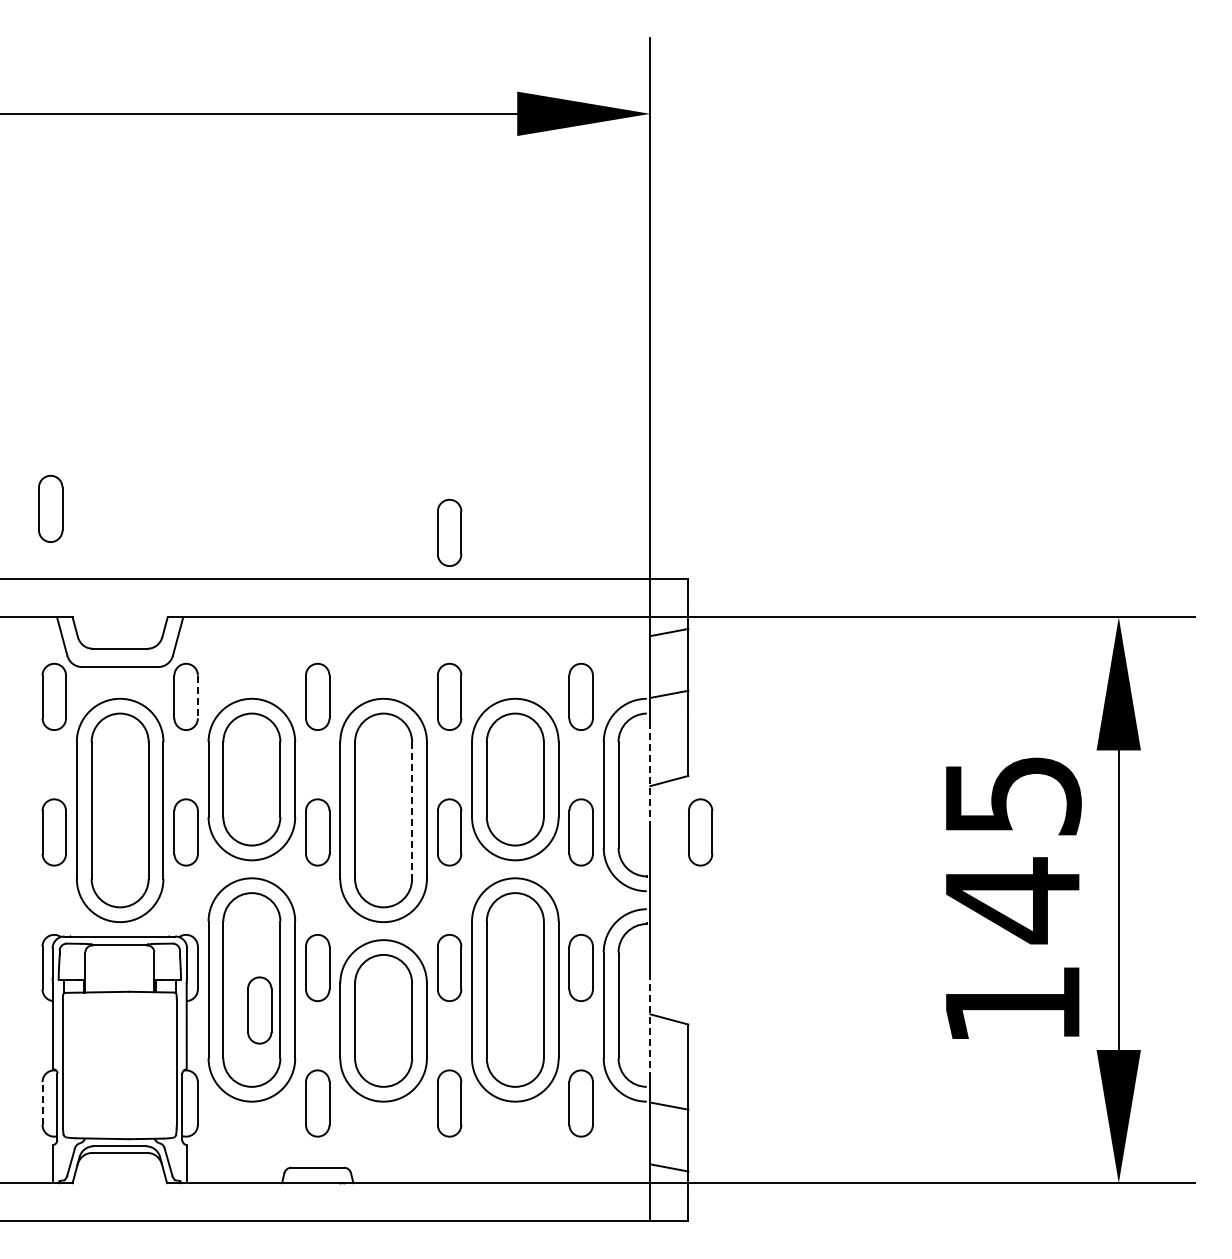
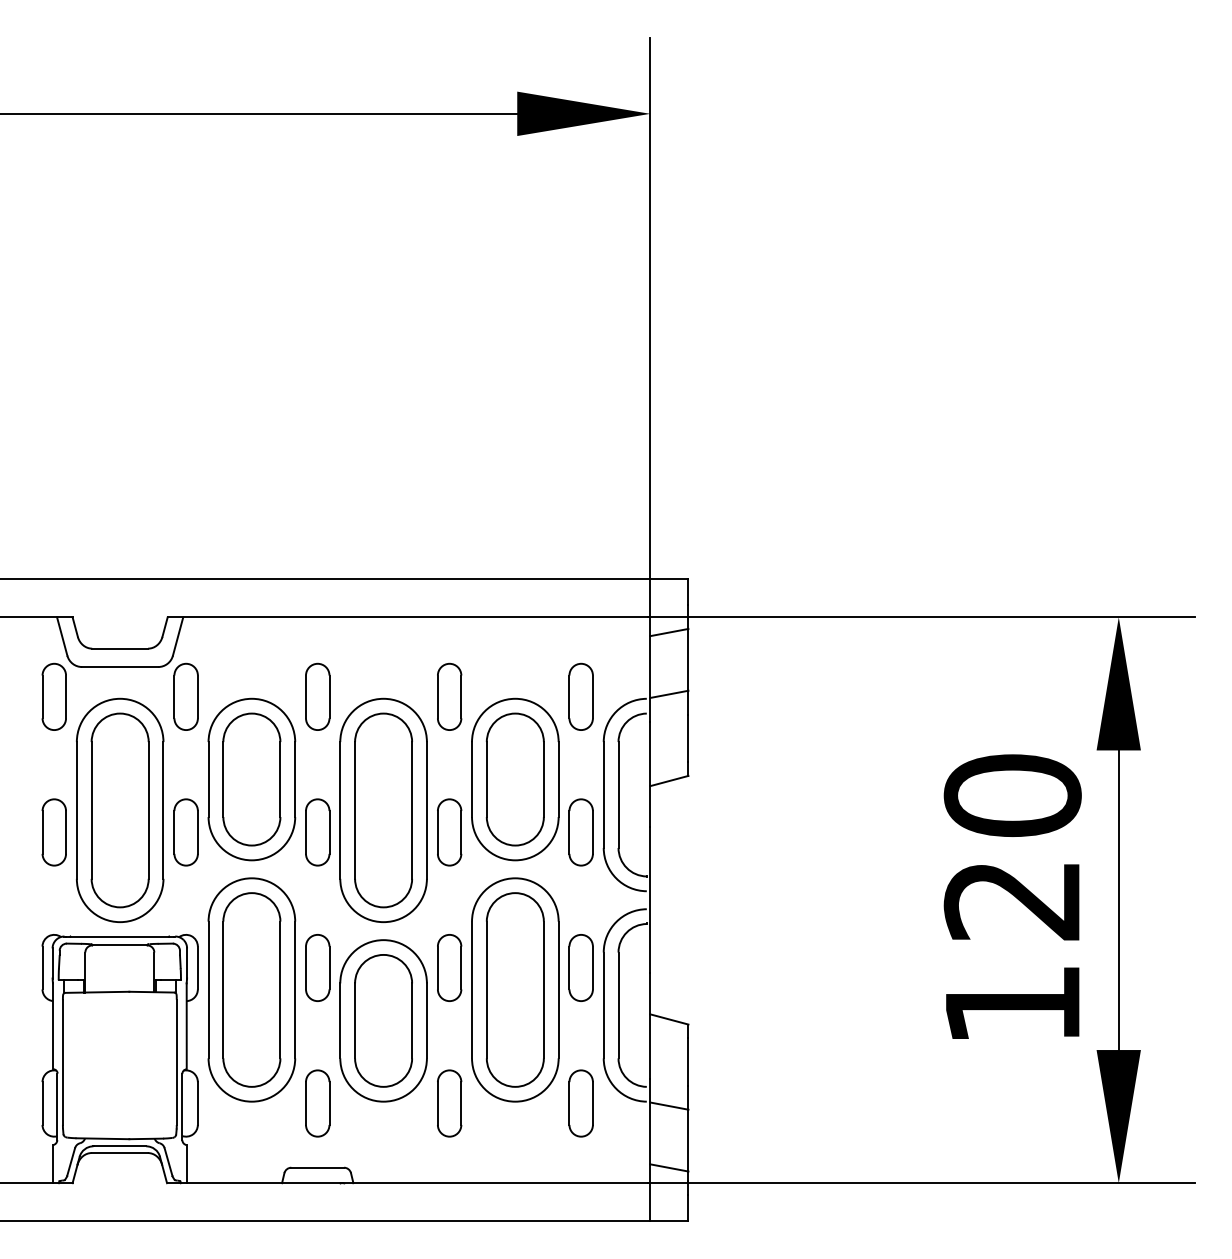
part: present -> none (50, 508)
part: present -> none (449, 532)
line: dashed -> solid (197, 697)
line: dashed -> solid (650, 774)
line: dashed -> solid (412, 810)
part: present -> none (700, 832)
text: 145 -> 120 (1012, 849)
part: present -> none (259, 1010)
line: dashed -> solid (650, 1025)
line: dashed -> solid (42, 1103)
